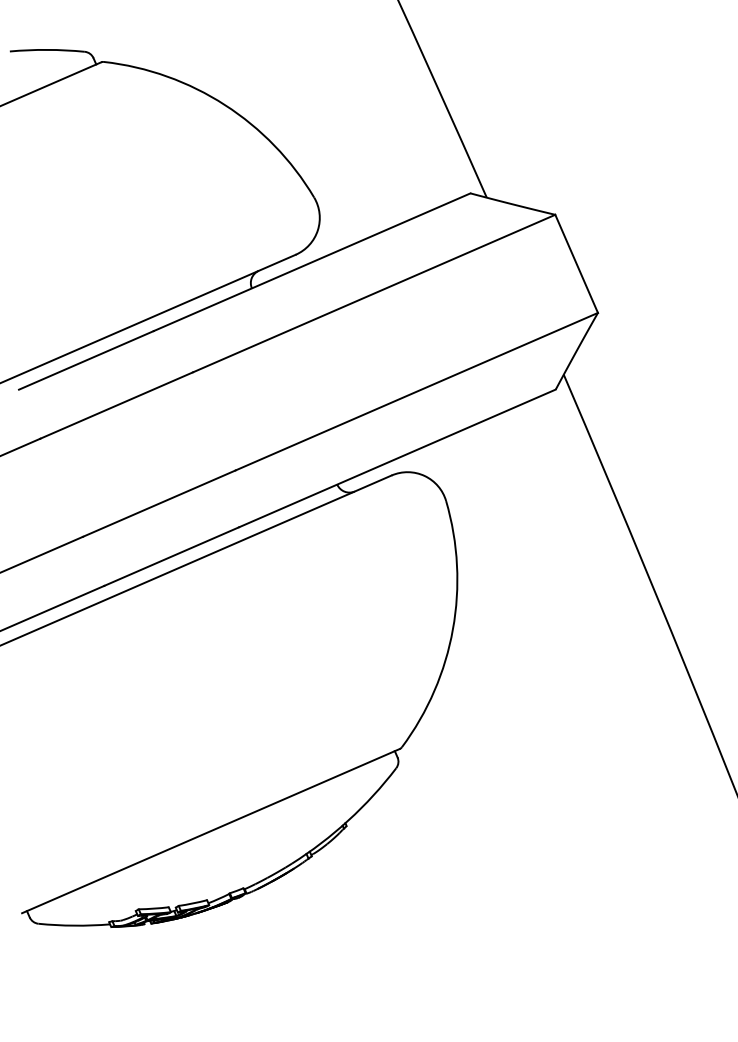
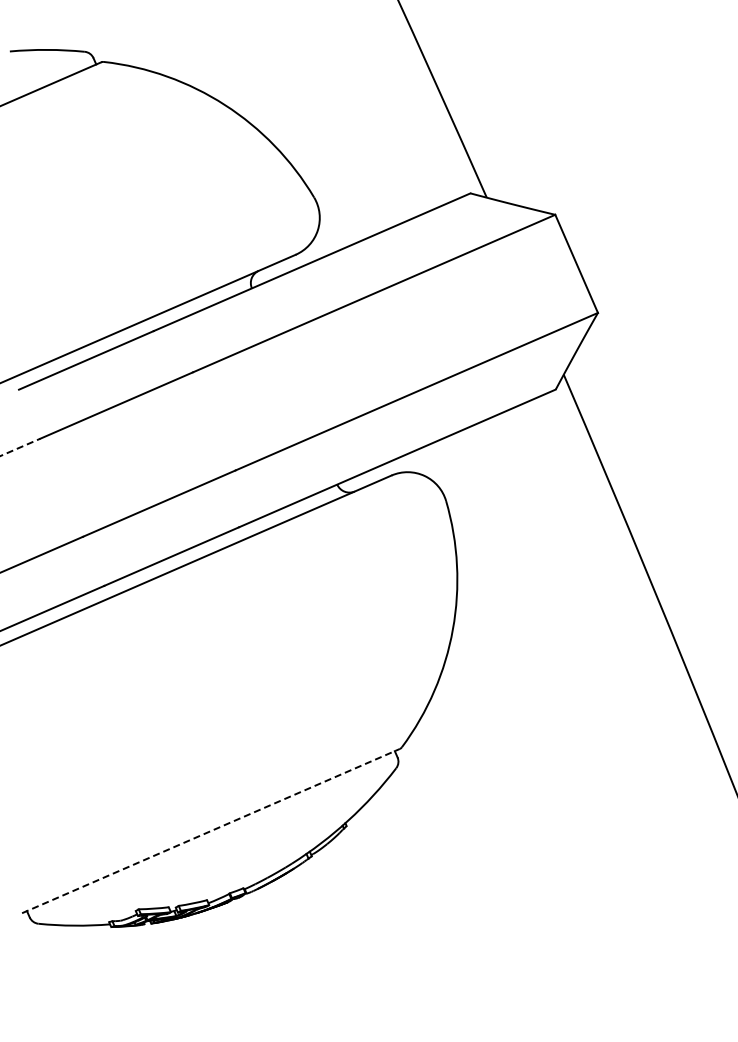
line: solid -> dashed (21, 447)
line: solid -> dashed (210, 831)
